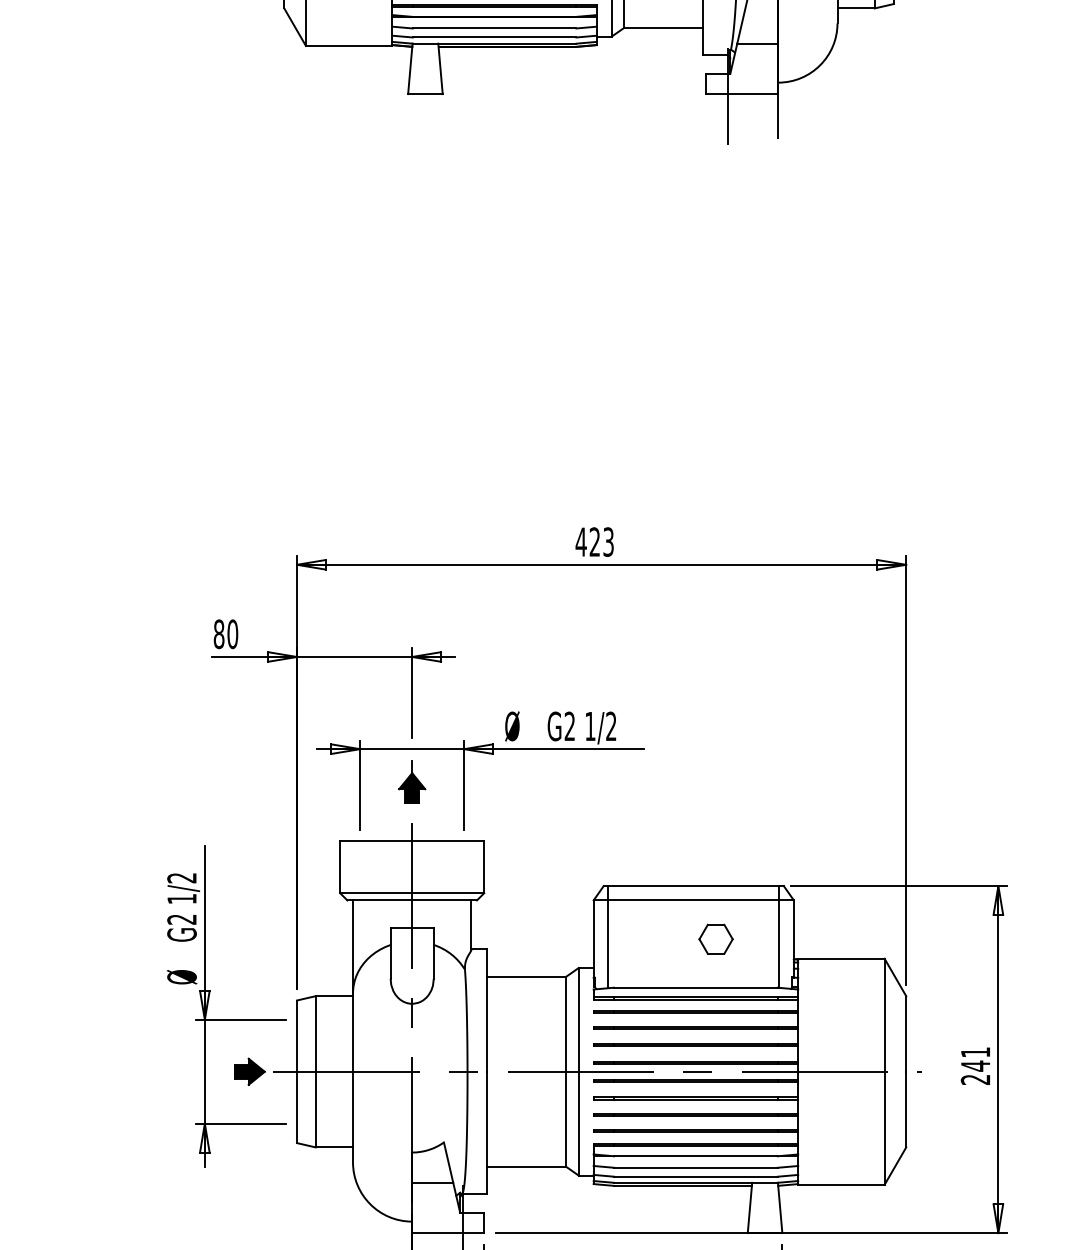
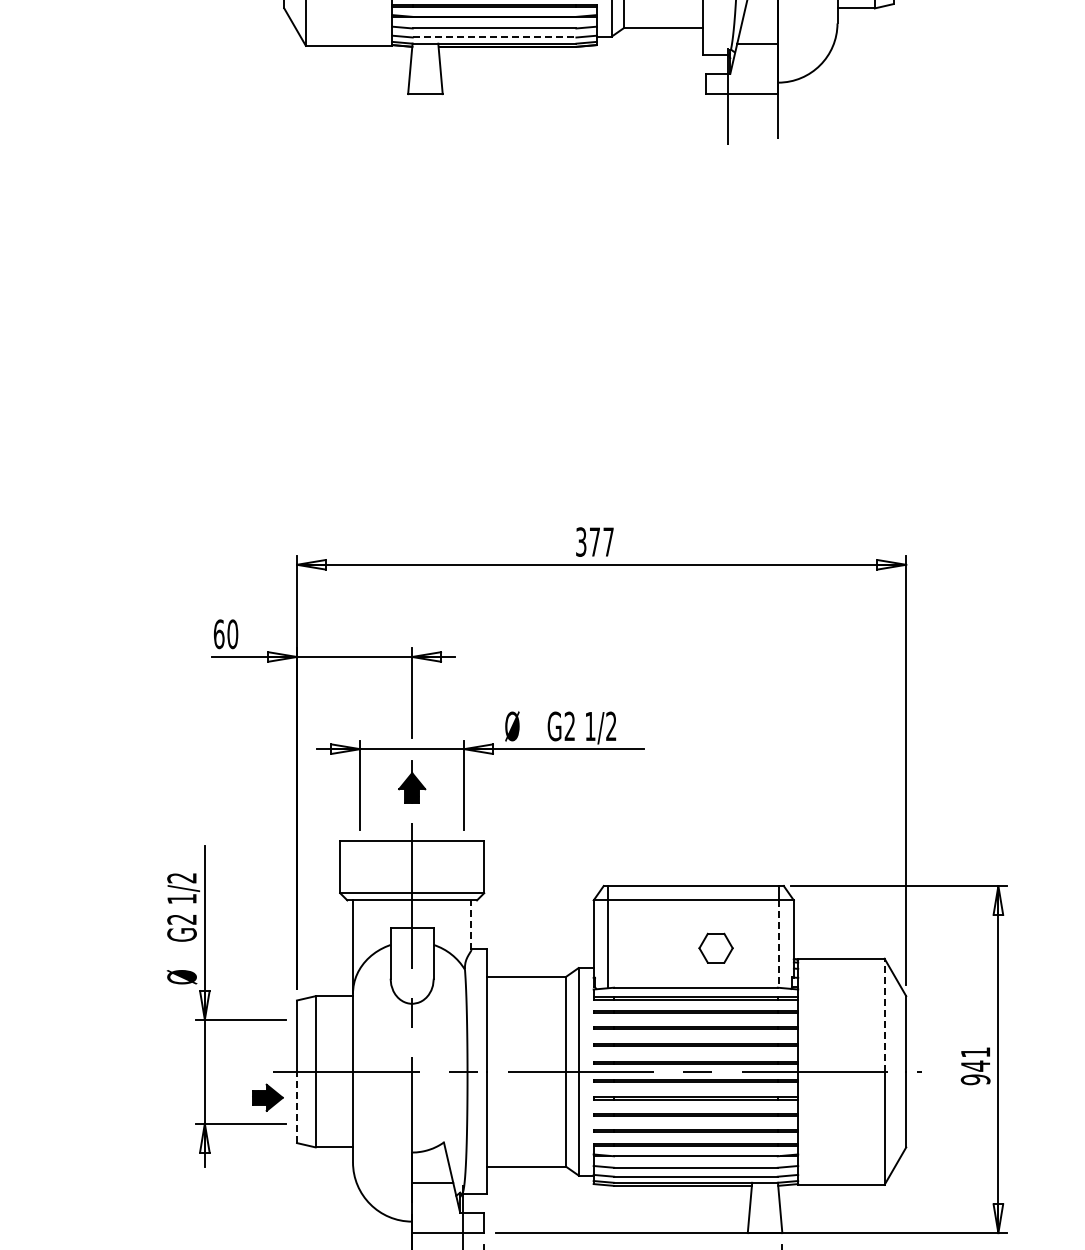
line: solid -> dashed (494, 37)
text: 423 -> 377 (594, 541)
text: 80 -> 60 (218, 633)
line: solid -> dashed (471, 925)
part position: (715, 938) -> (715, 947) (715, 947)
line: solid -> dashed (779, 944)
line: solid -> dashed (884, 1015)
part position: (249, 1071) -> (267, 1097) (267, 1097)
text: 241 -> 941 (975, 1079)
line: solid -> dashed (296, 1107)
